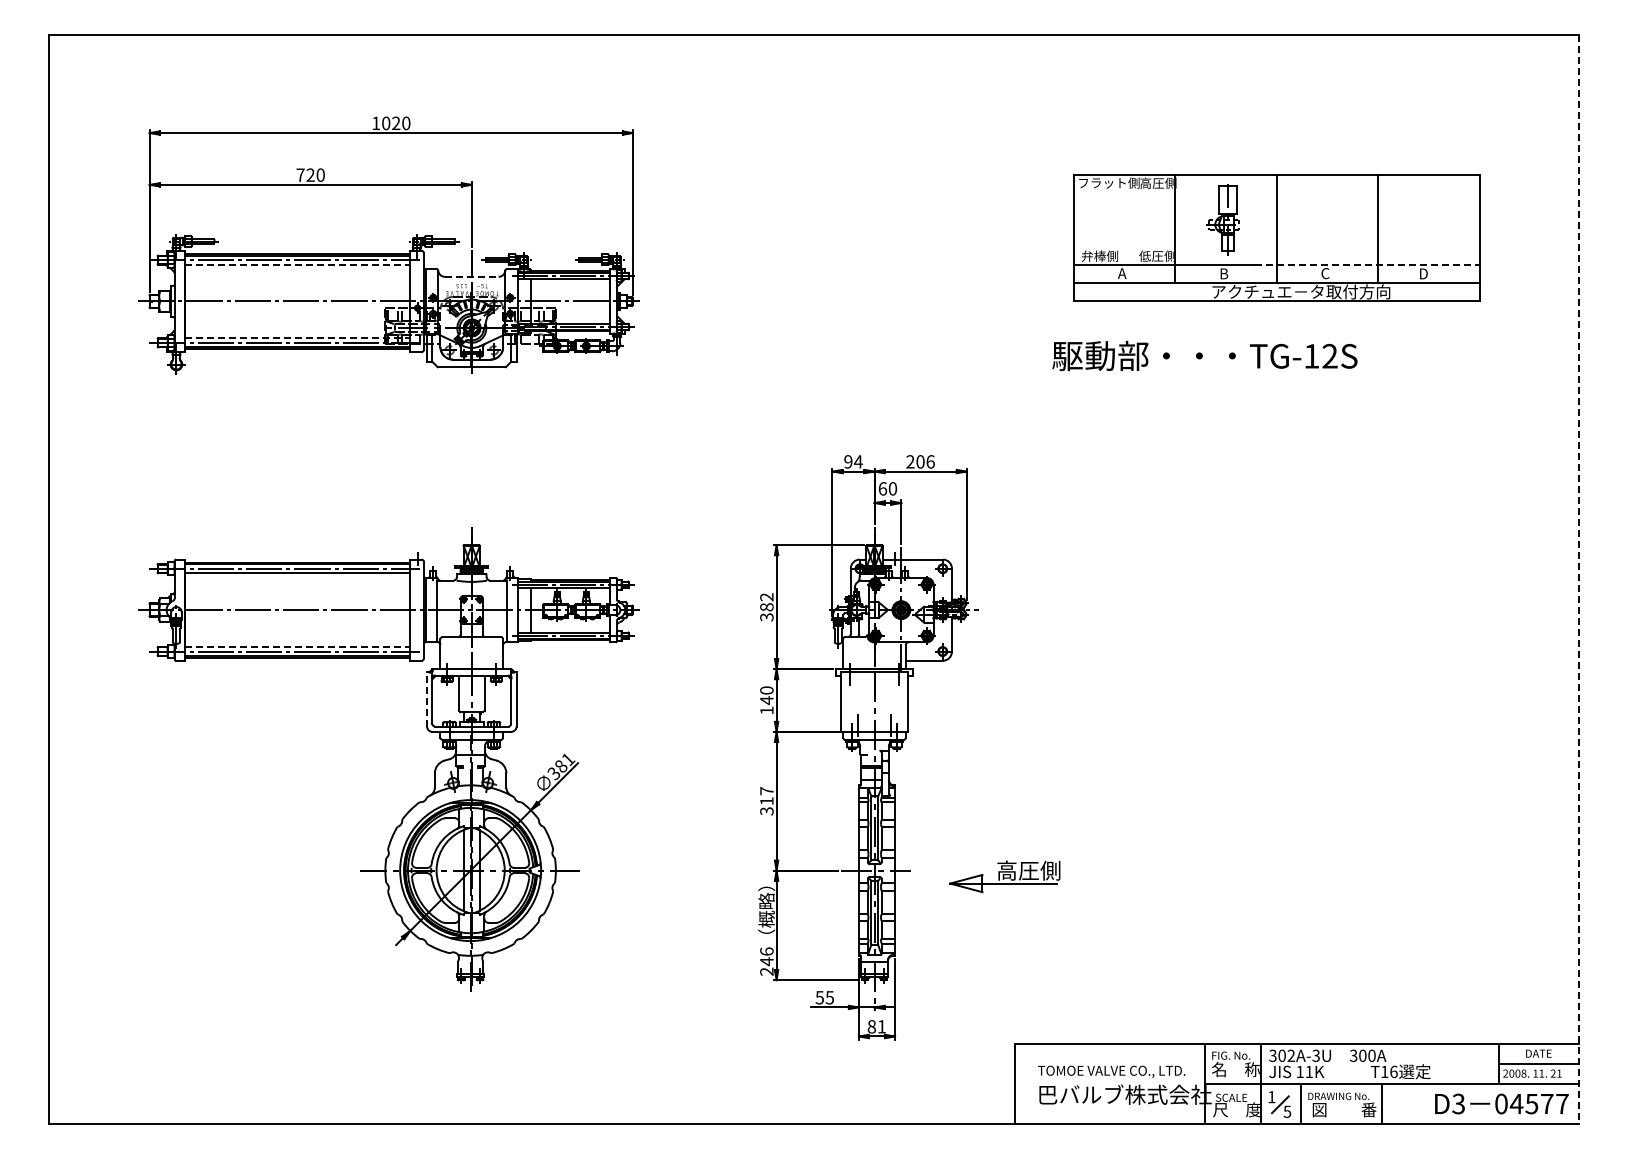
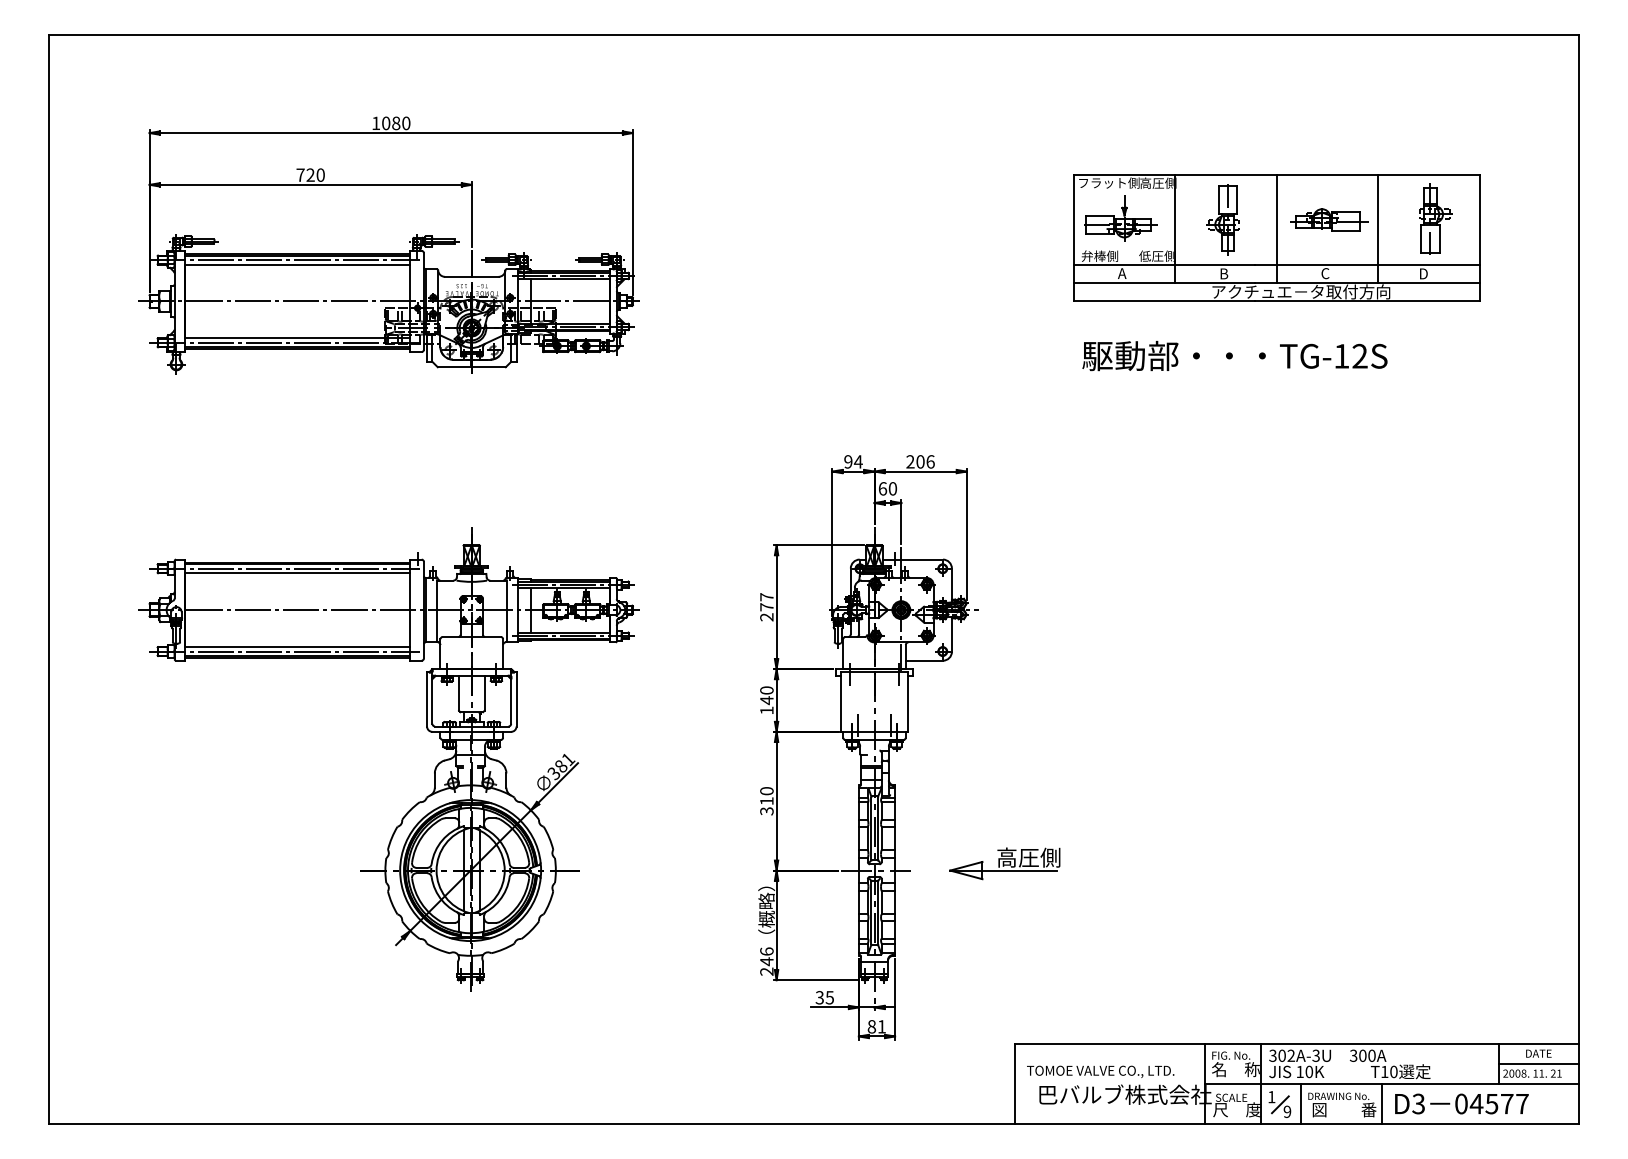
text: 1020 -> 1080 (396, 123)
part: none -> present (1120, 218)
part: none -> present (1435, 218)
part: none -> present (1329, 219)
line: dashed -> solid (297, 264)
line: dashed -> solid (1367, 265)
line: dashed -> solid (471, 276)
line: dashed -> solid (297, 338)
text position: (1204, 356) -> (1234, 356) (1234, 356)
line: dashed -> solid (1579, 579)
text: 382 -> 277 (766, 607)
line: dashed -> solid (297, 647)
line: dashed -> solid (427, 698)
text: 317 -> 310 (766, 791)
part position: (1004, 876) -> (1004, 863) (1004, 863)
text: 55 -> 35 (819, 997)
text position: (1111, 1071) -> (1100, 1071) (1100, 1071)
text: 11K -> 10K (1309, 1071)
text: T16 -> T10 (1393, 1071)
text position: (1501, 1103) -> (1461, 1103) (1461, 1103)
text: 5 -> 9 (1287, 1111)
